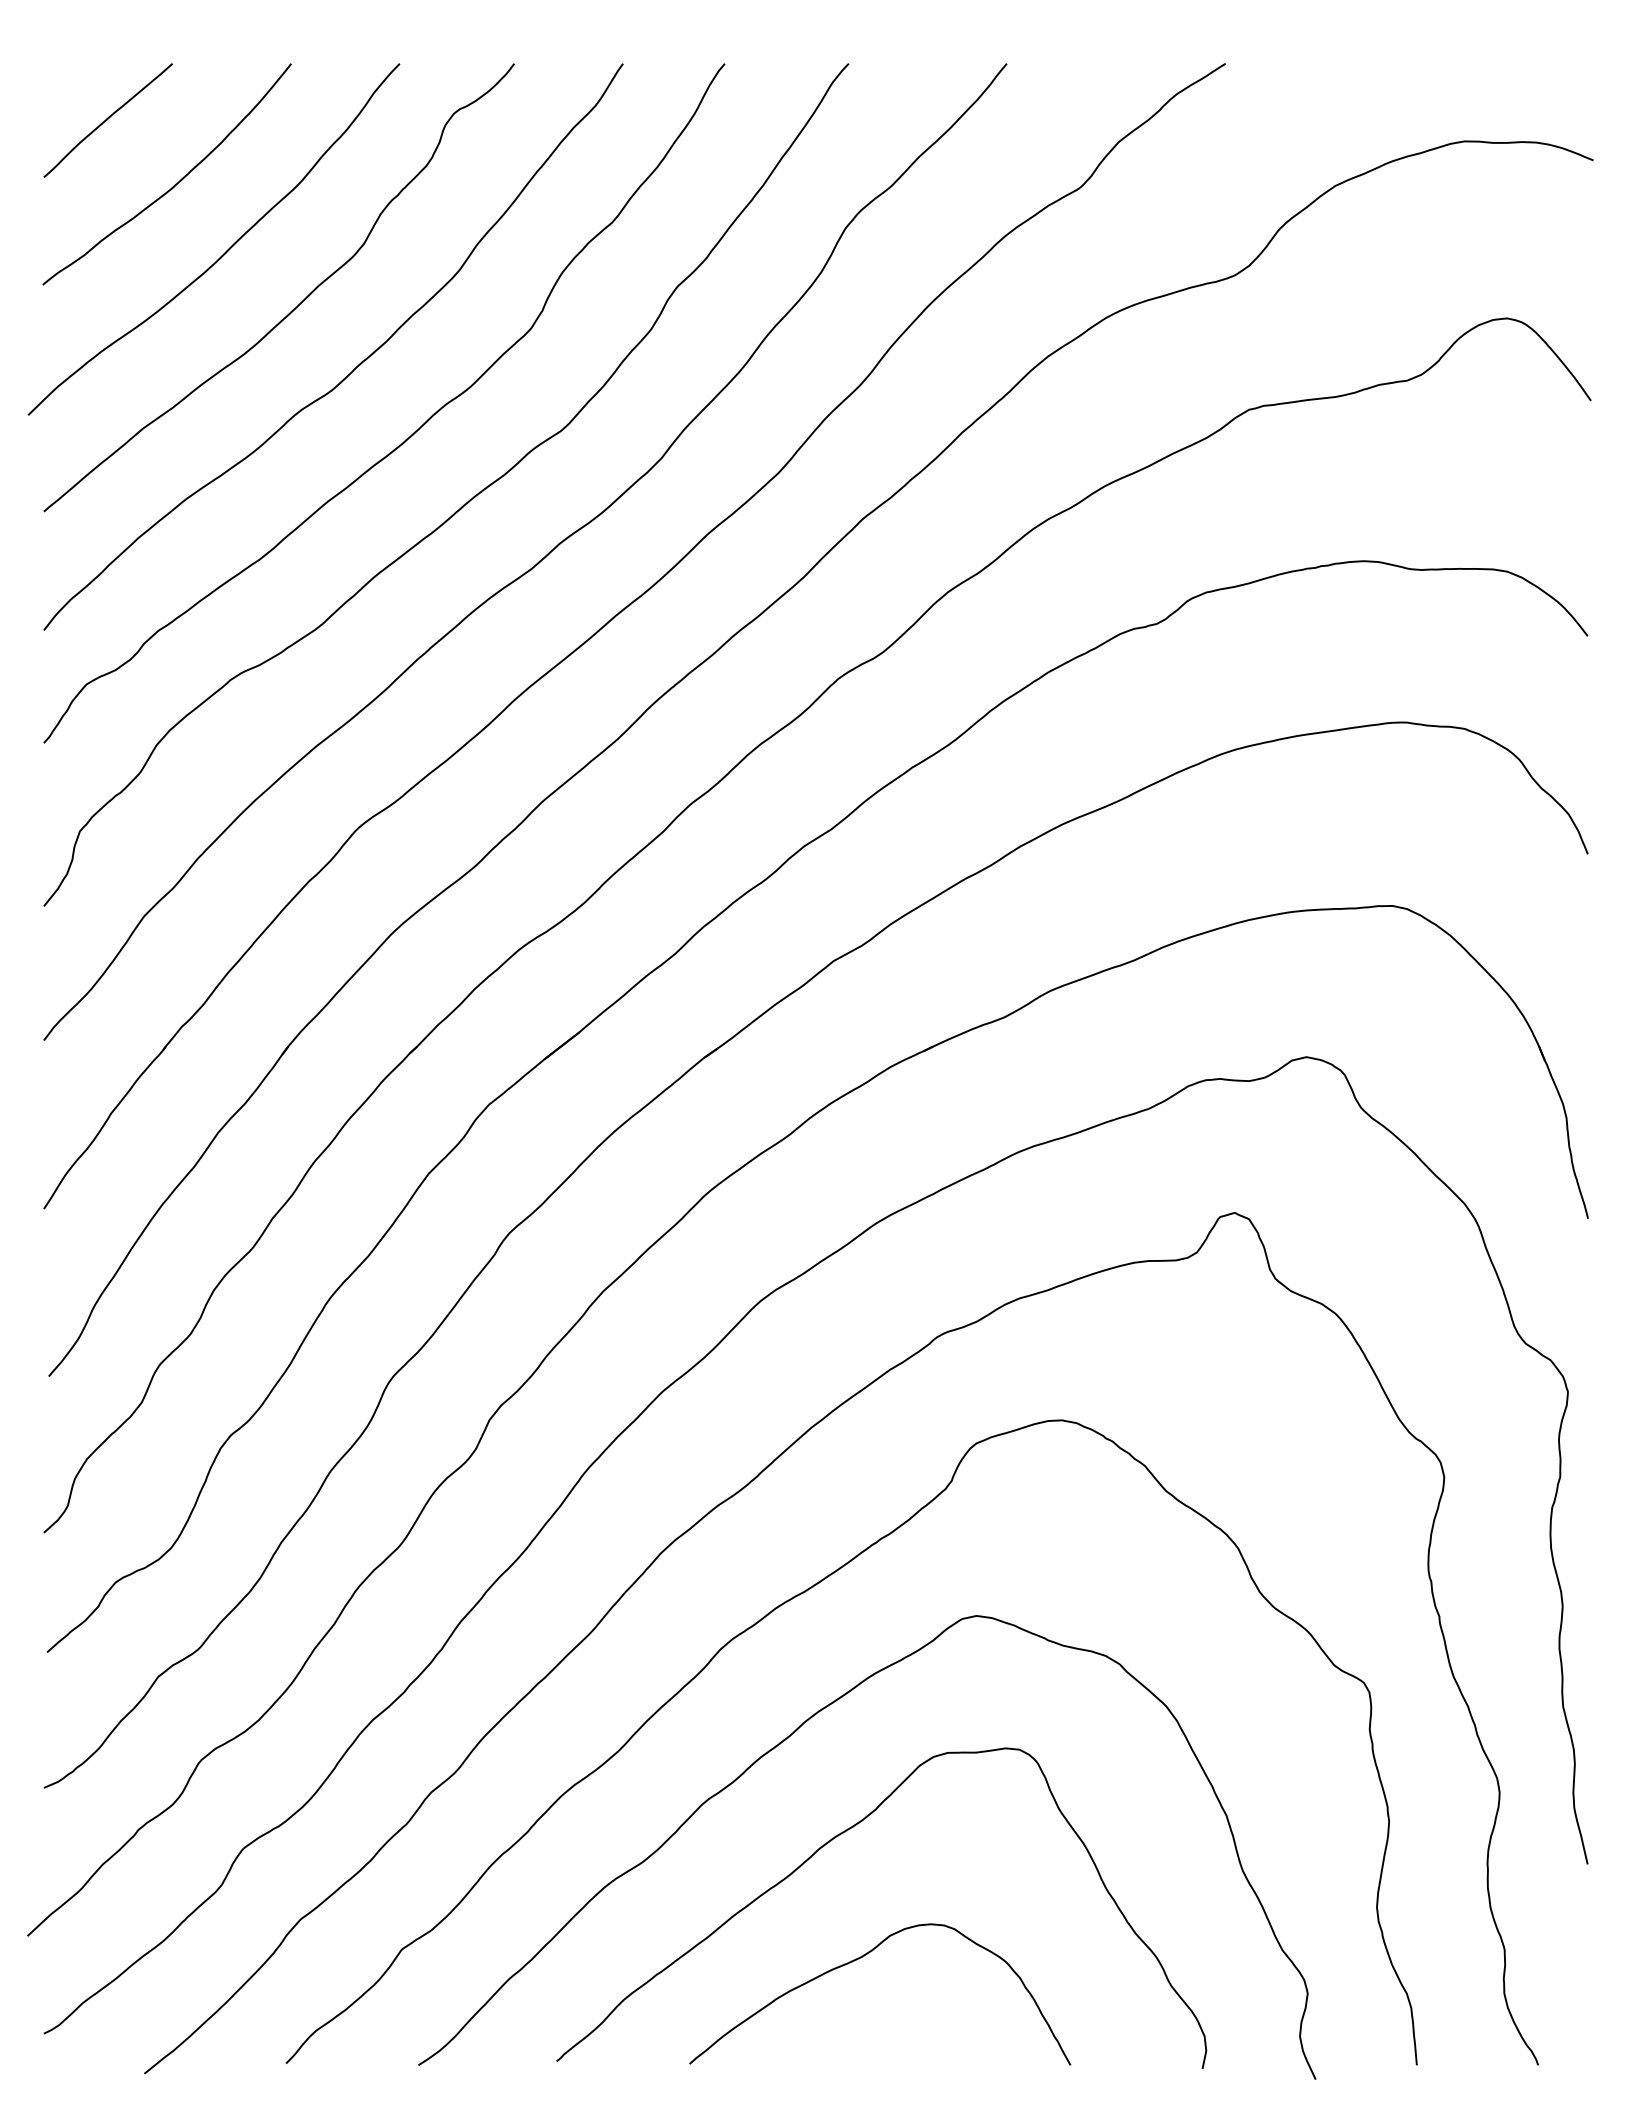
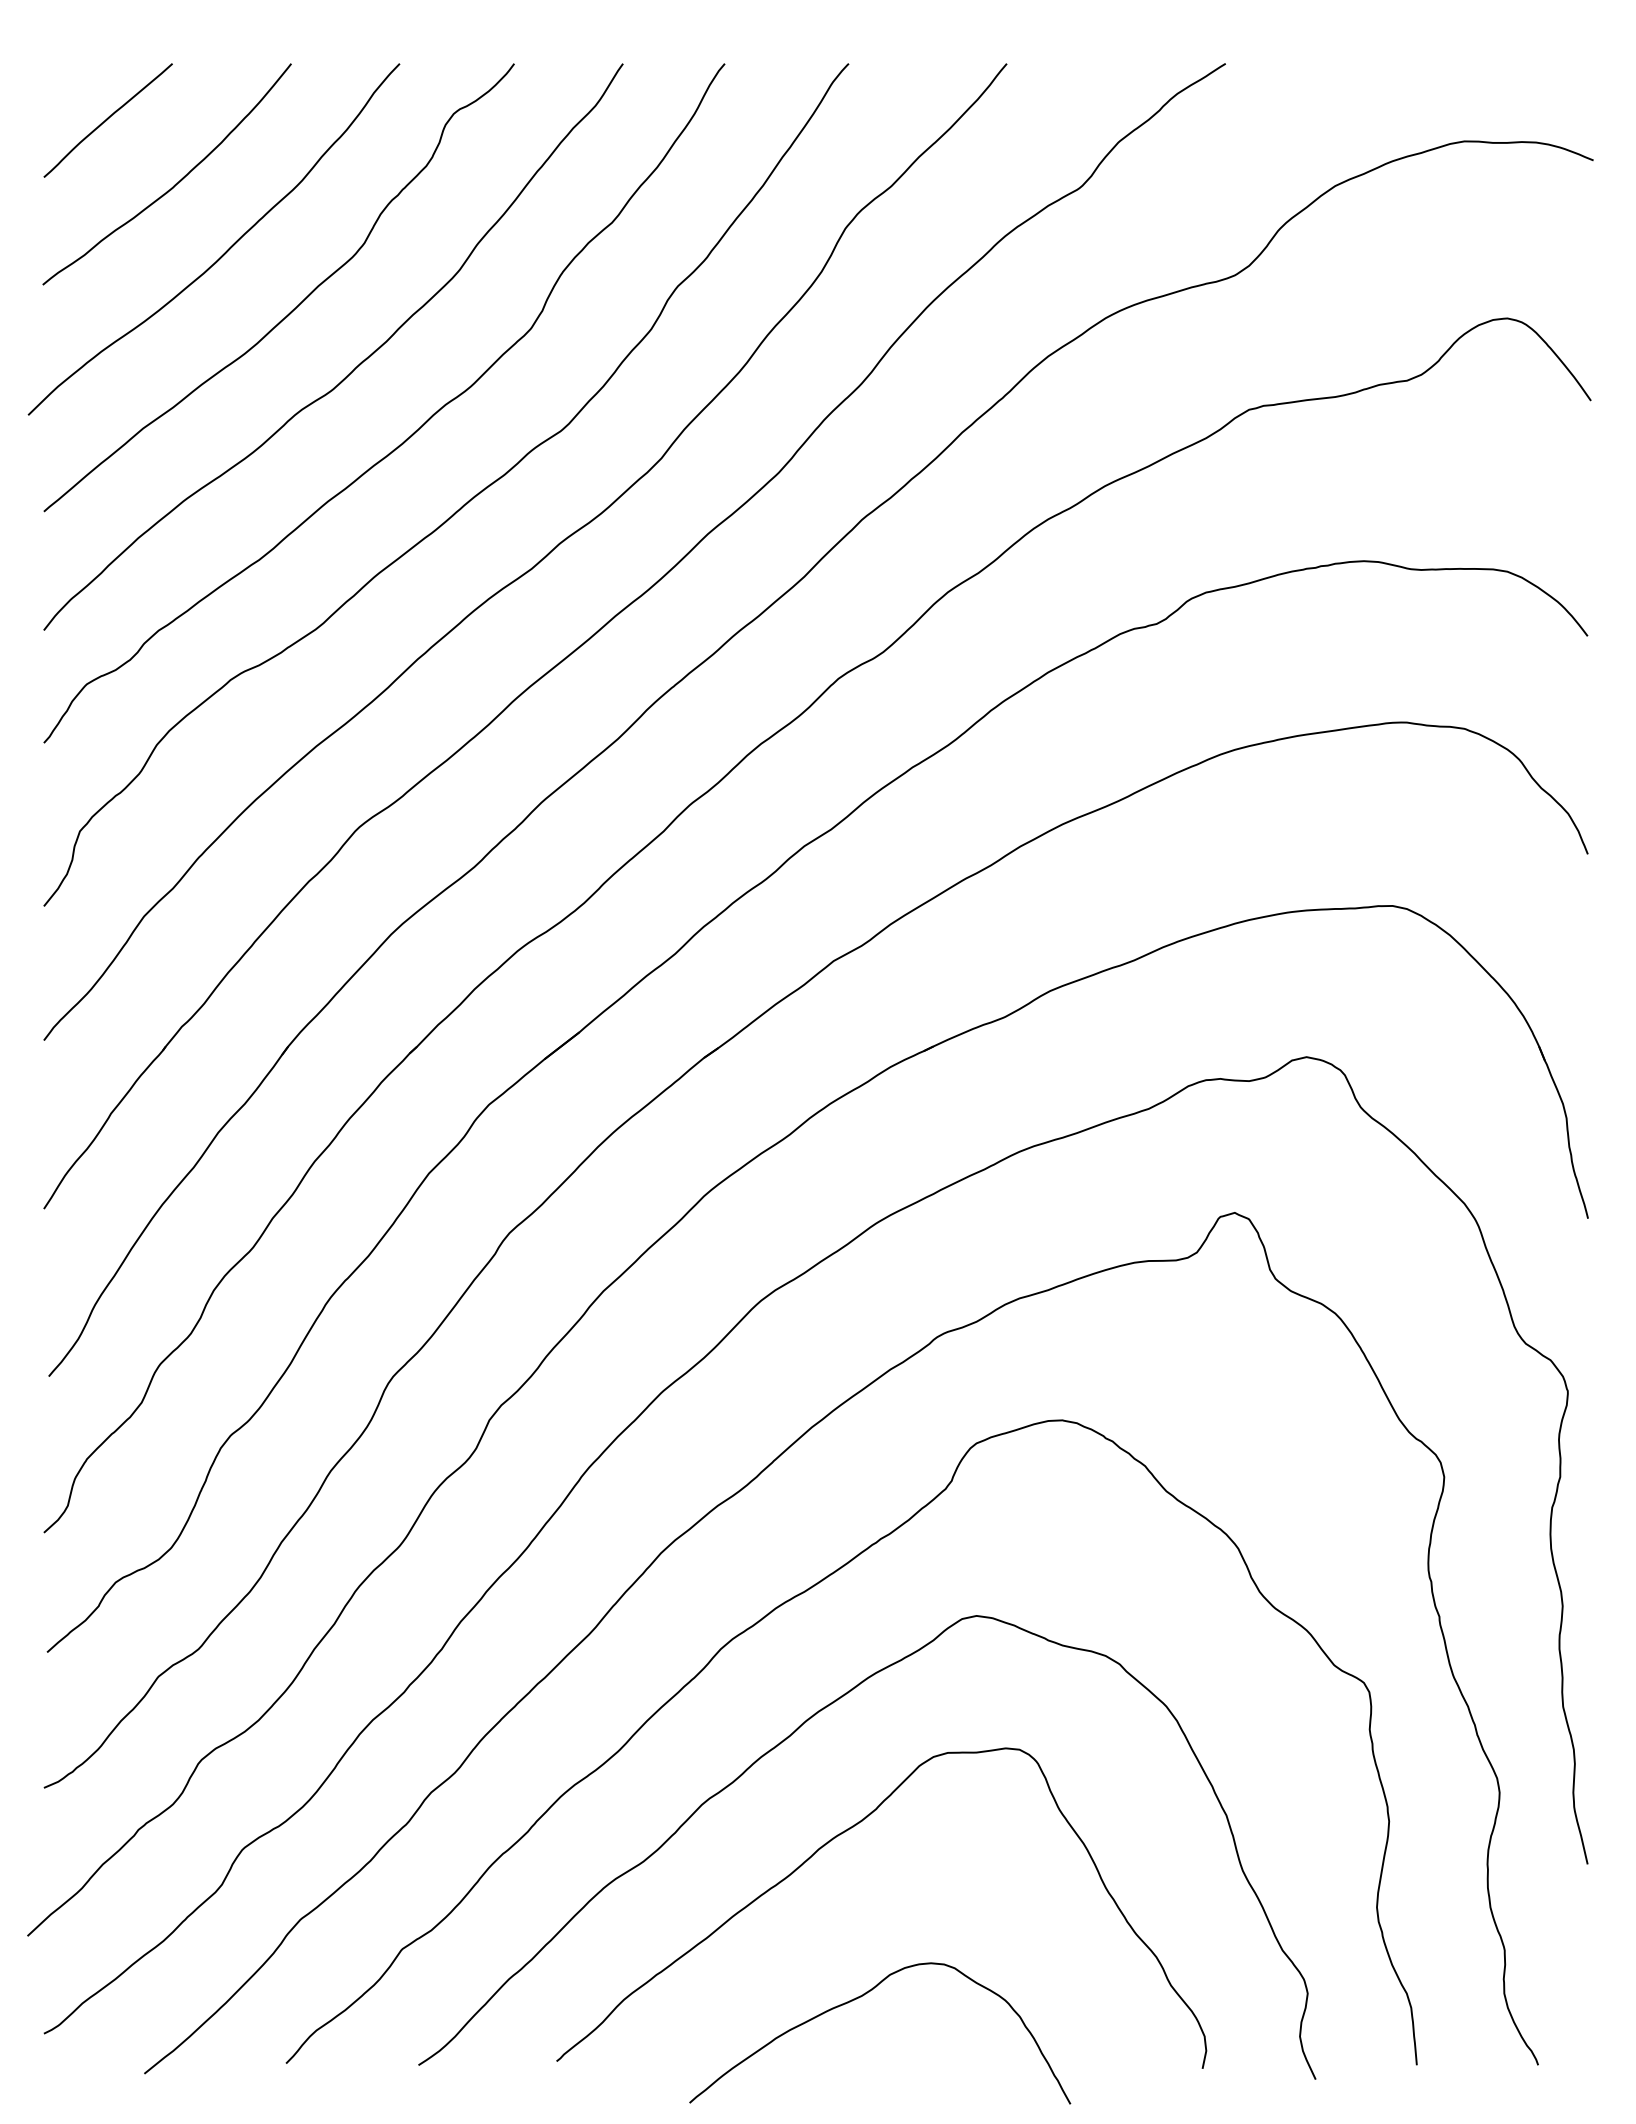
curve position: (861, 1958) -> (861, 1997) (861, 1997)
